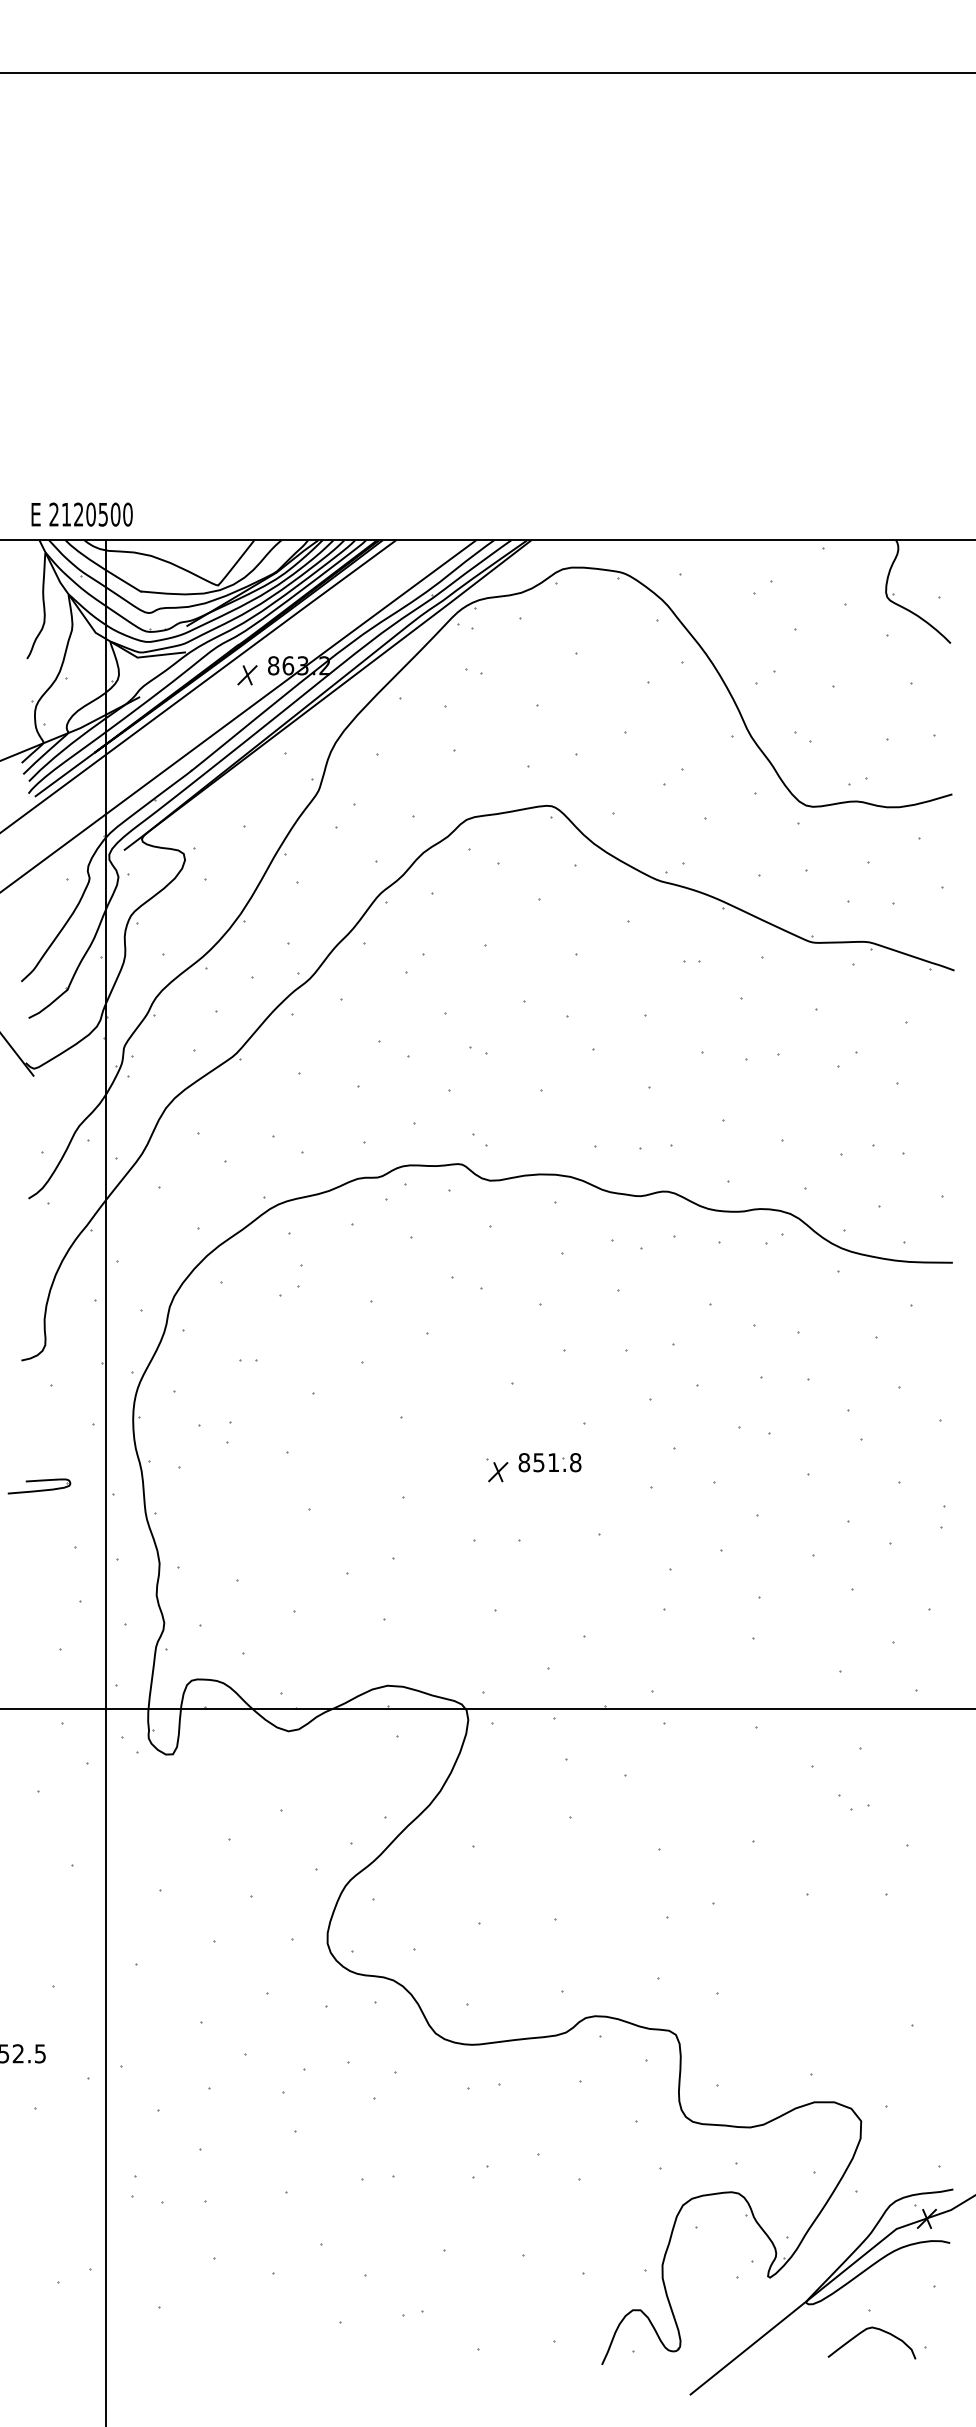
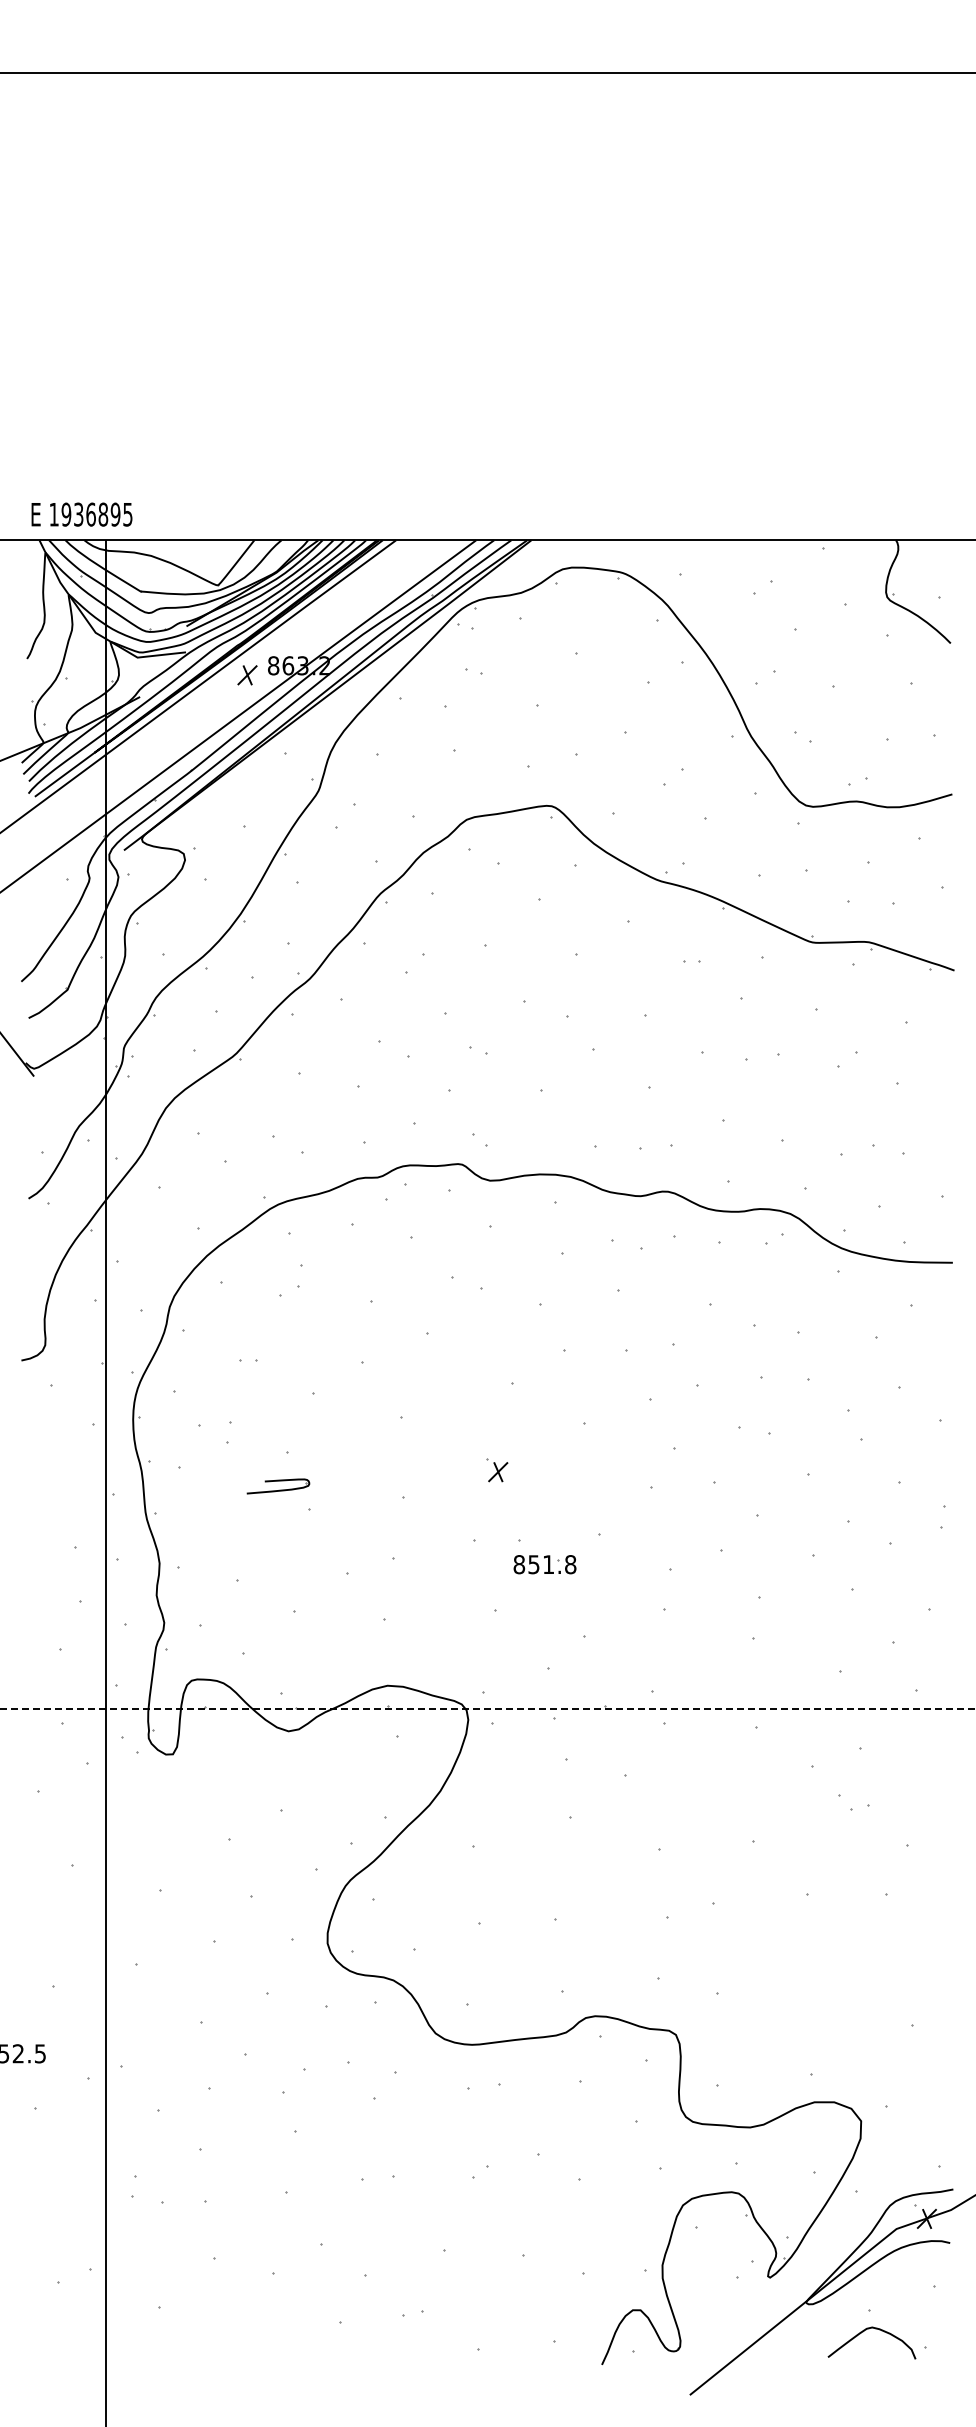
text: 2120500 -> 1936895 (90, 514)
part position: (549, 1462) -> (544, 1564) (544, 1564)
part position: (39, 1486) -> (278, 1486) (278, 1486)
line: solid -> dashed (487, 1709)
